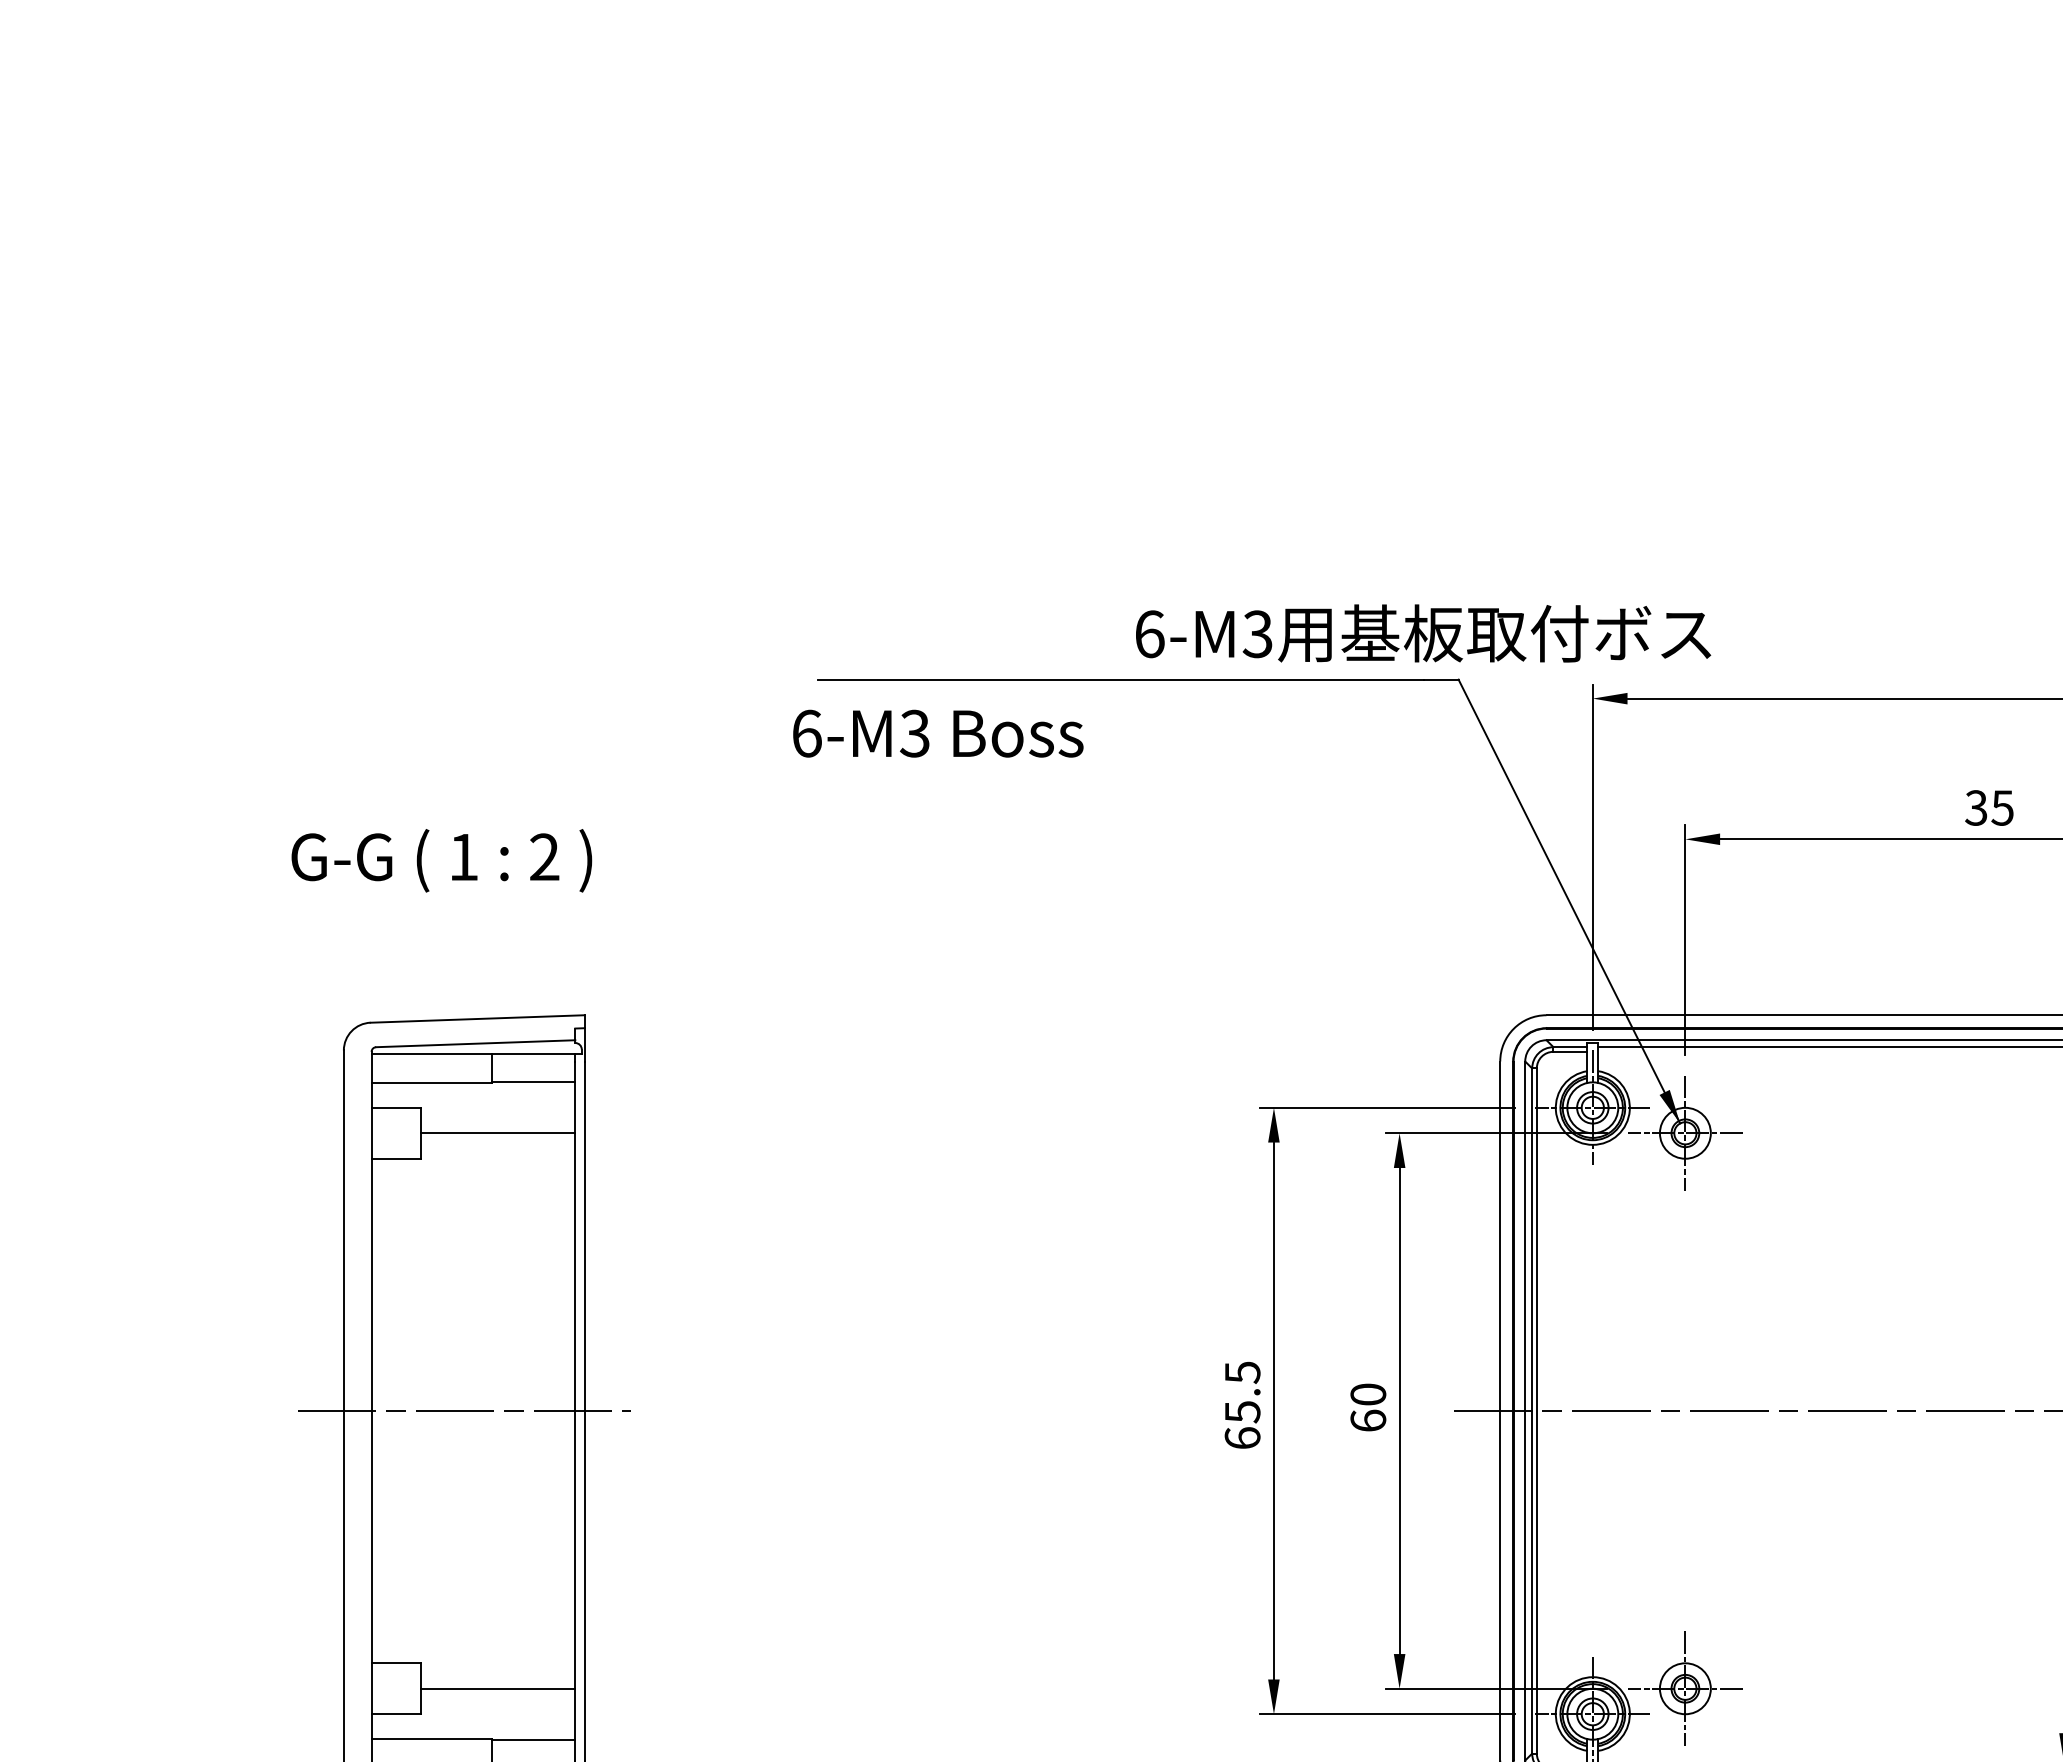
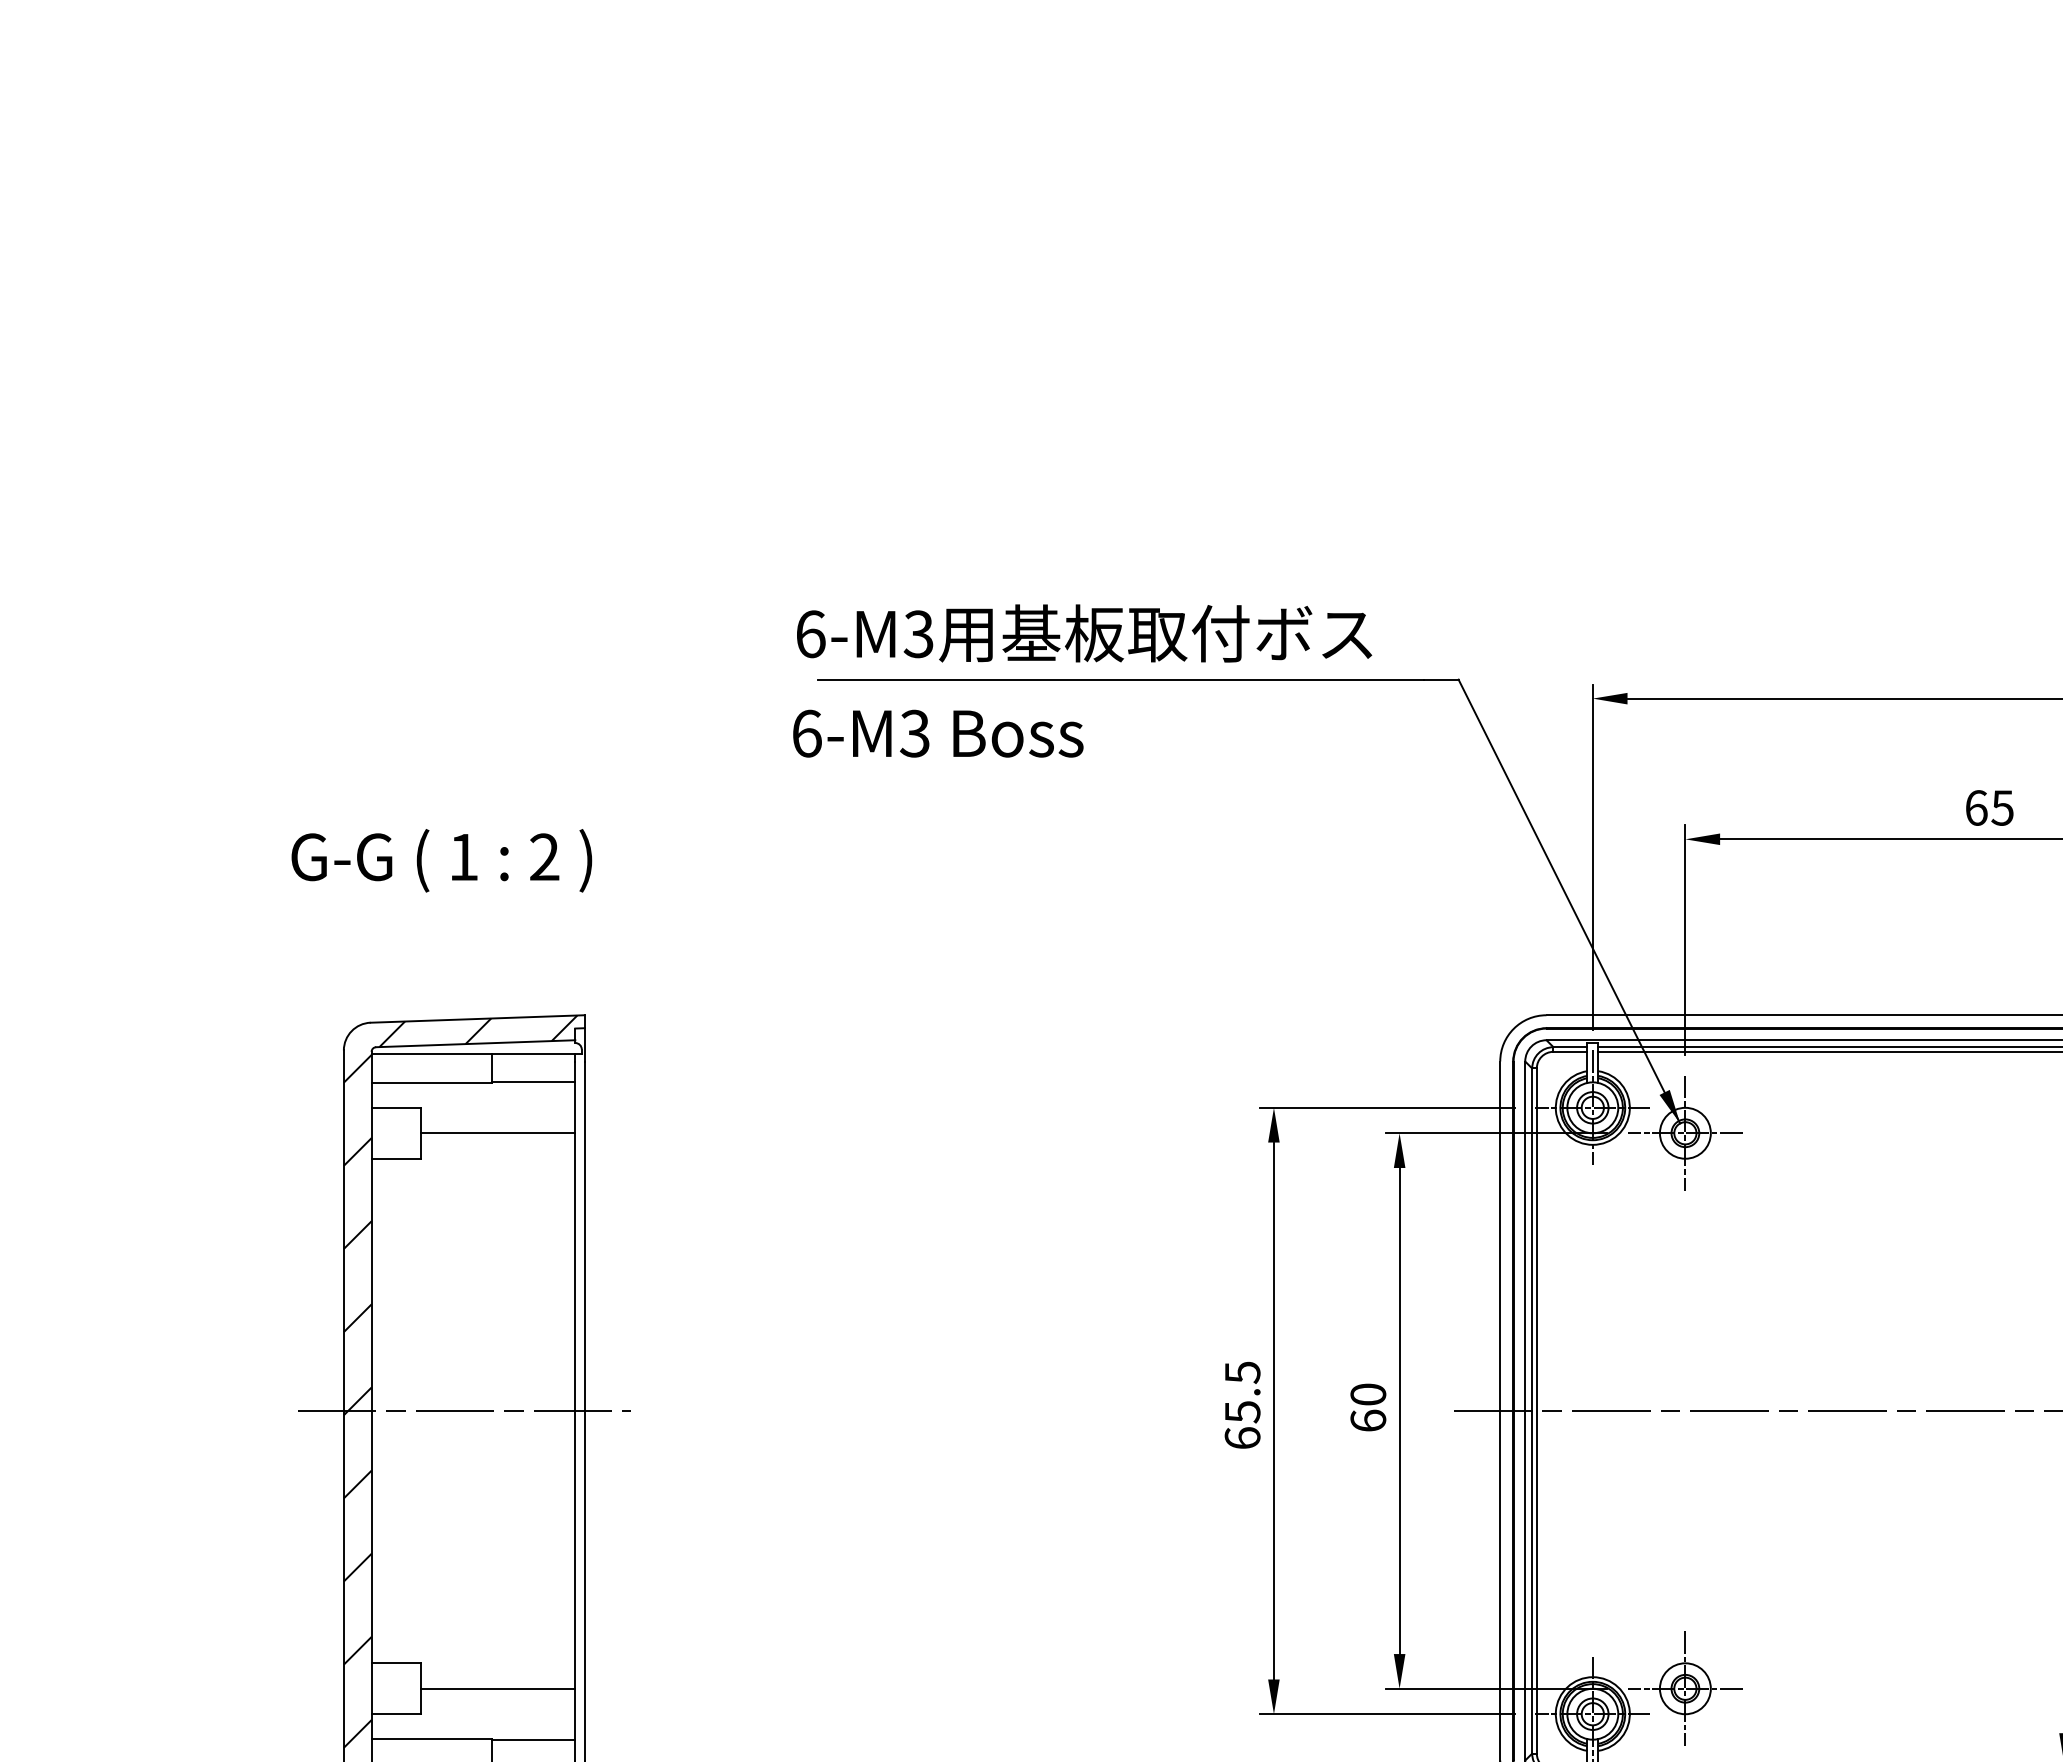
text position: (1423, 633) -> (1084, 633) (1084, 633)
text: 35 -> 65 (1976, 807)
line: none -> present (1828, 1051)
hatch: none -> present (460, 1381)
